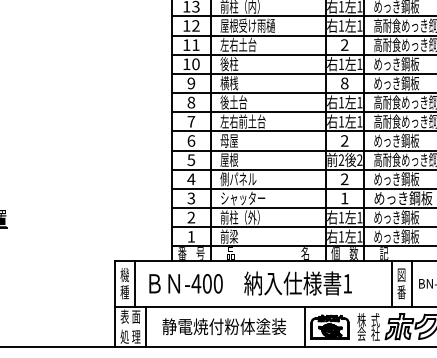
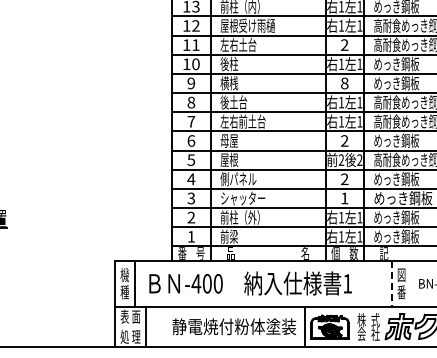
line: present -> none (411, 283)
line: solid -> dashed (391, 284)
text position: (224, 326) -> (234, 326) (234, 326)
